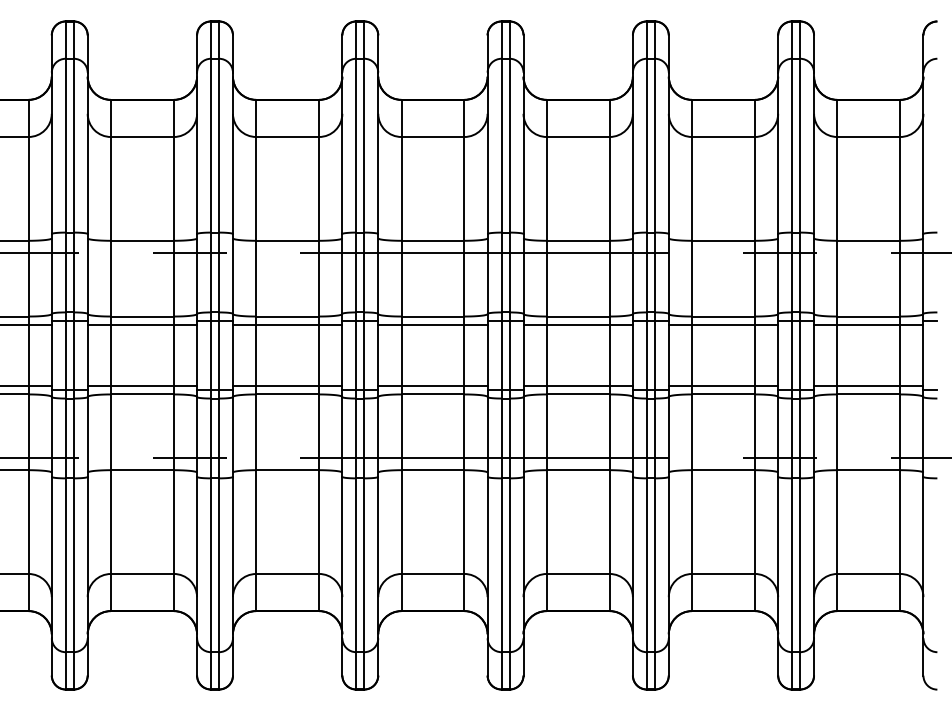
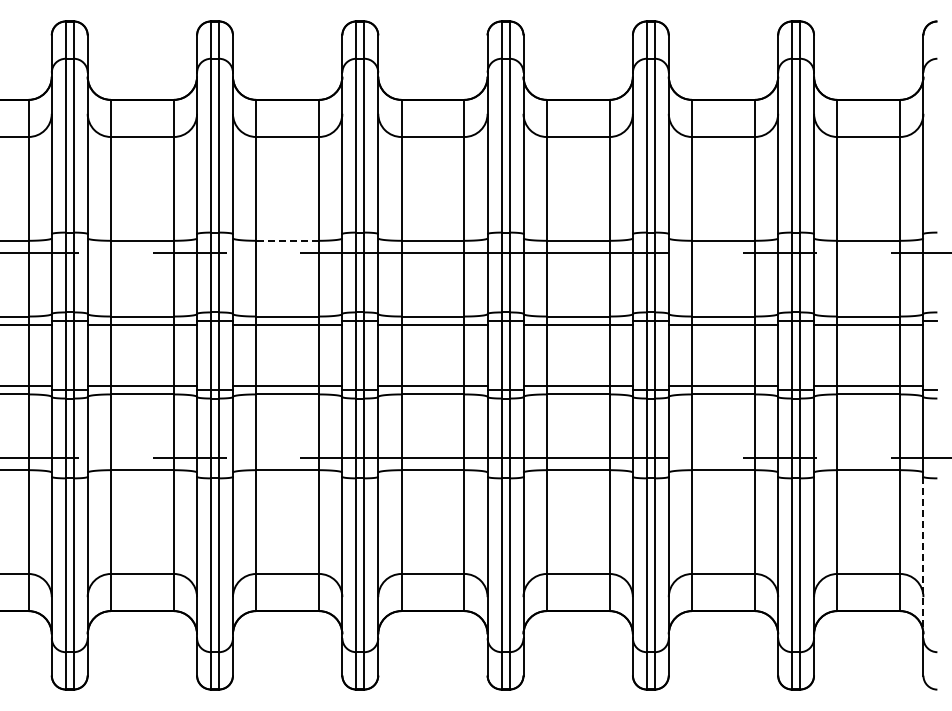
line: solid -> dashed (287, 240)
line: solid -> dashed (923, 557)
